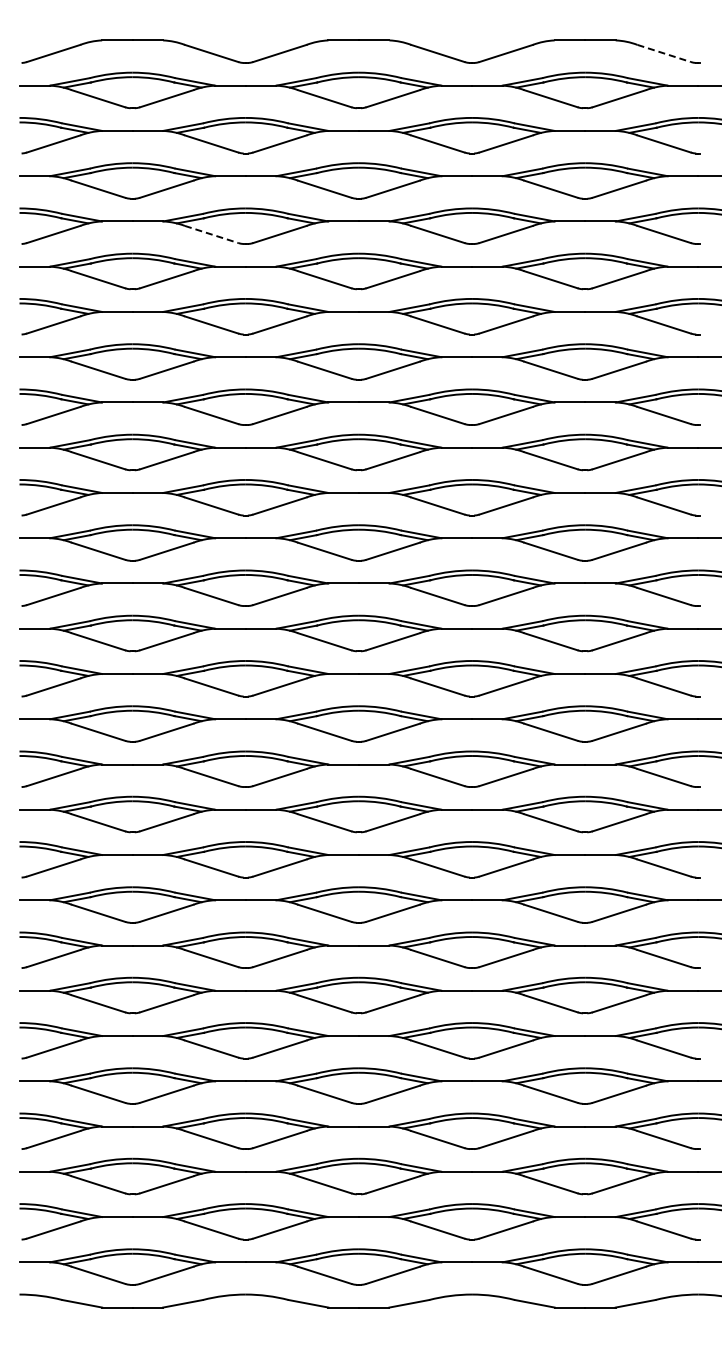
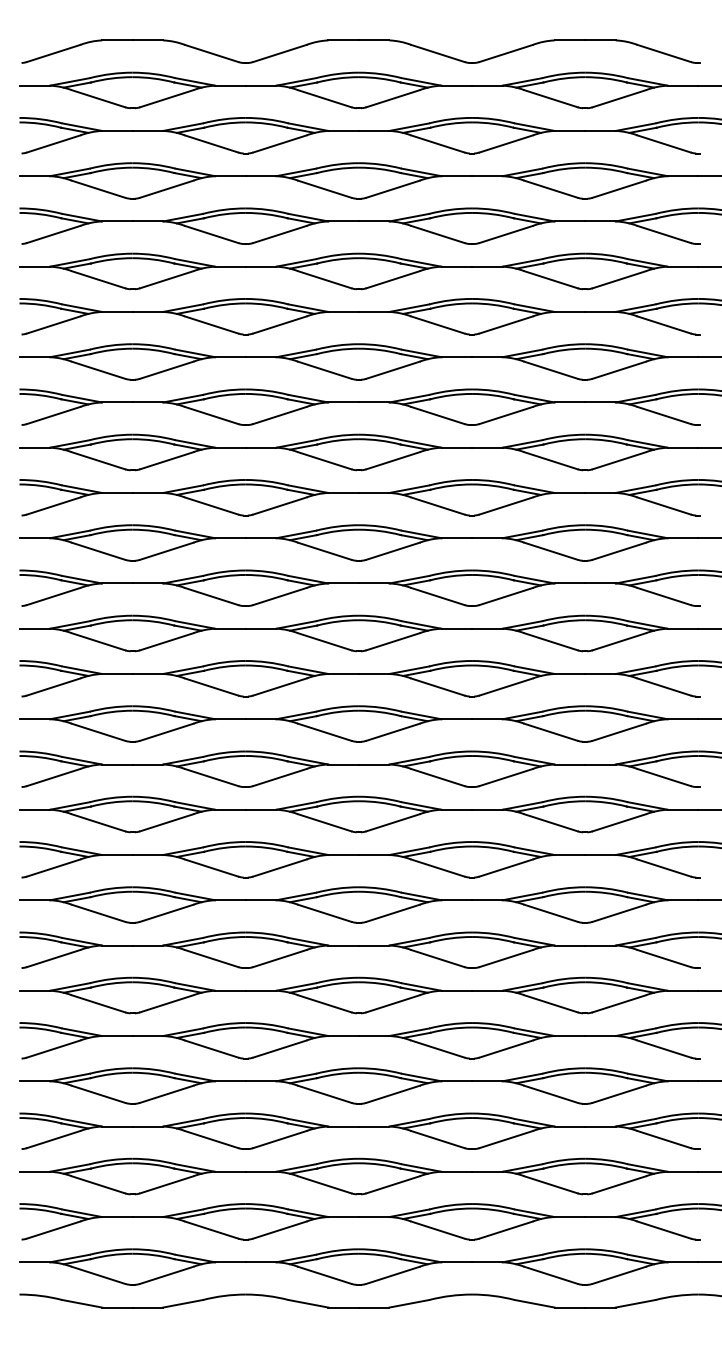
line: dashed -> solid (664, 53)
line: dashed -> solid (211, 234)
